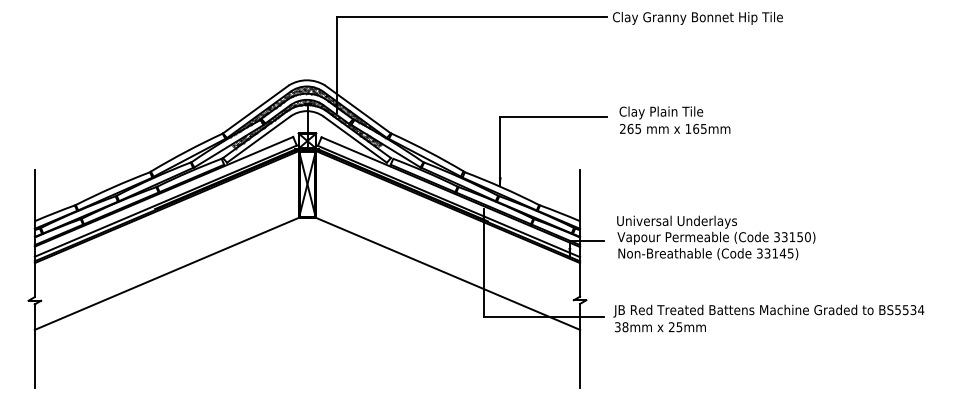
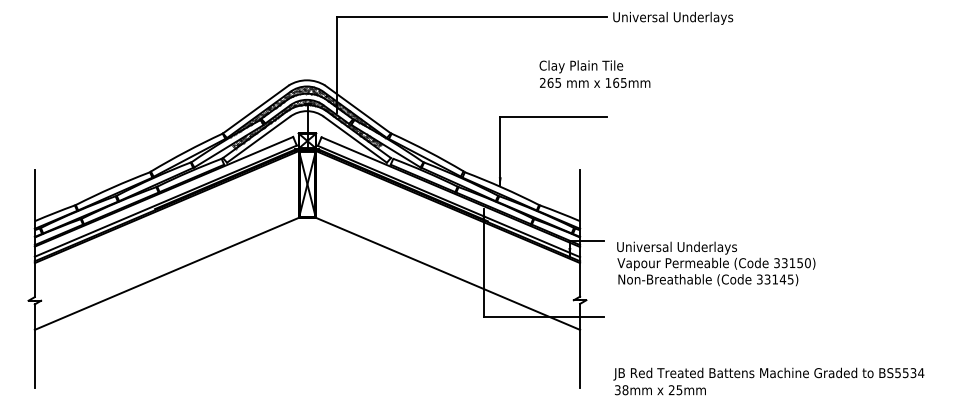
text: Clay Granny Bonnet Hip Tile -> Universal Underlays (697, 17)
text position: (674, 119) -> (594, 73) (594, 73)
text position: (716, 237) -> (716, 263) (716, 263)
text position: (768, 318) -> (768, 381) (768, 381)
